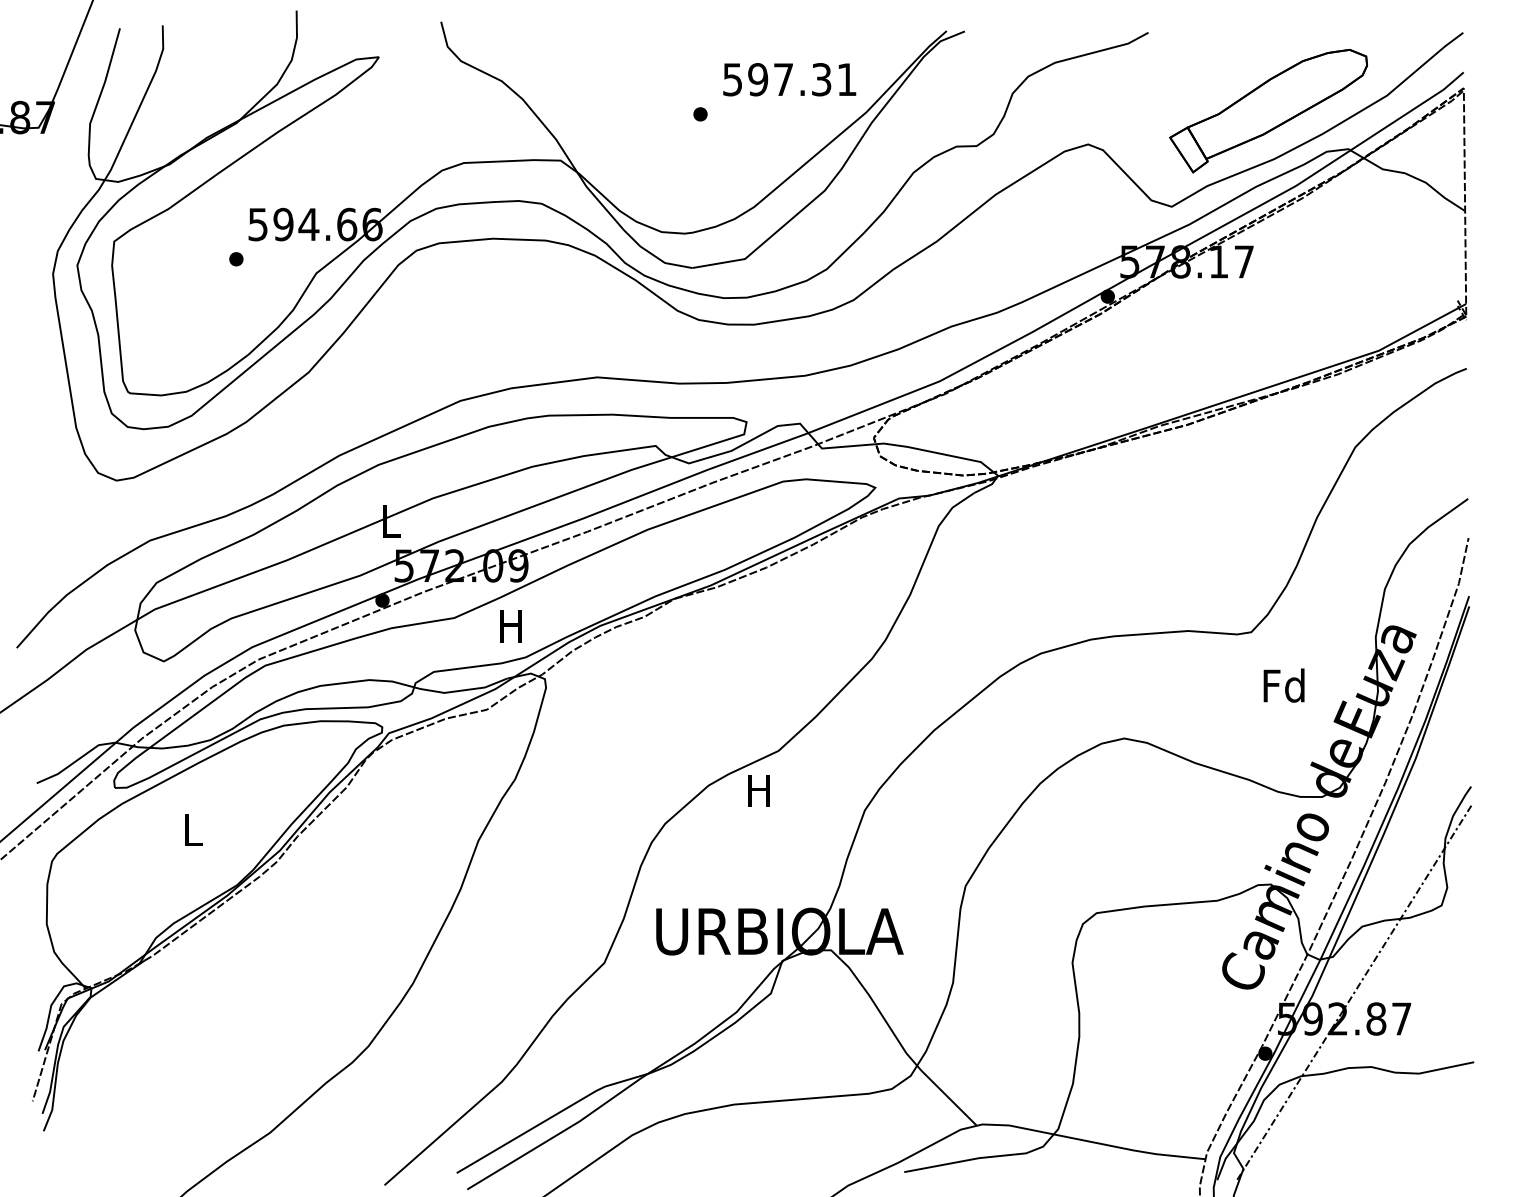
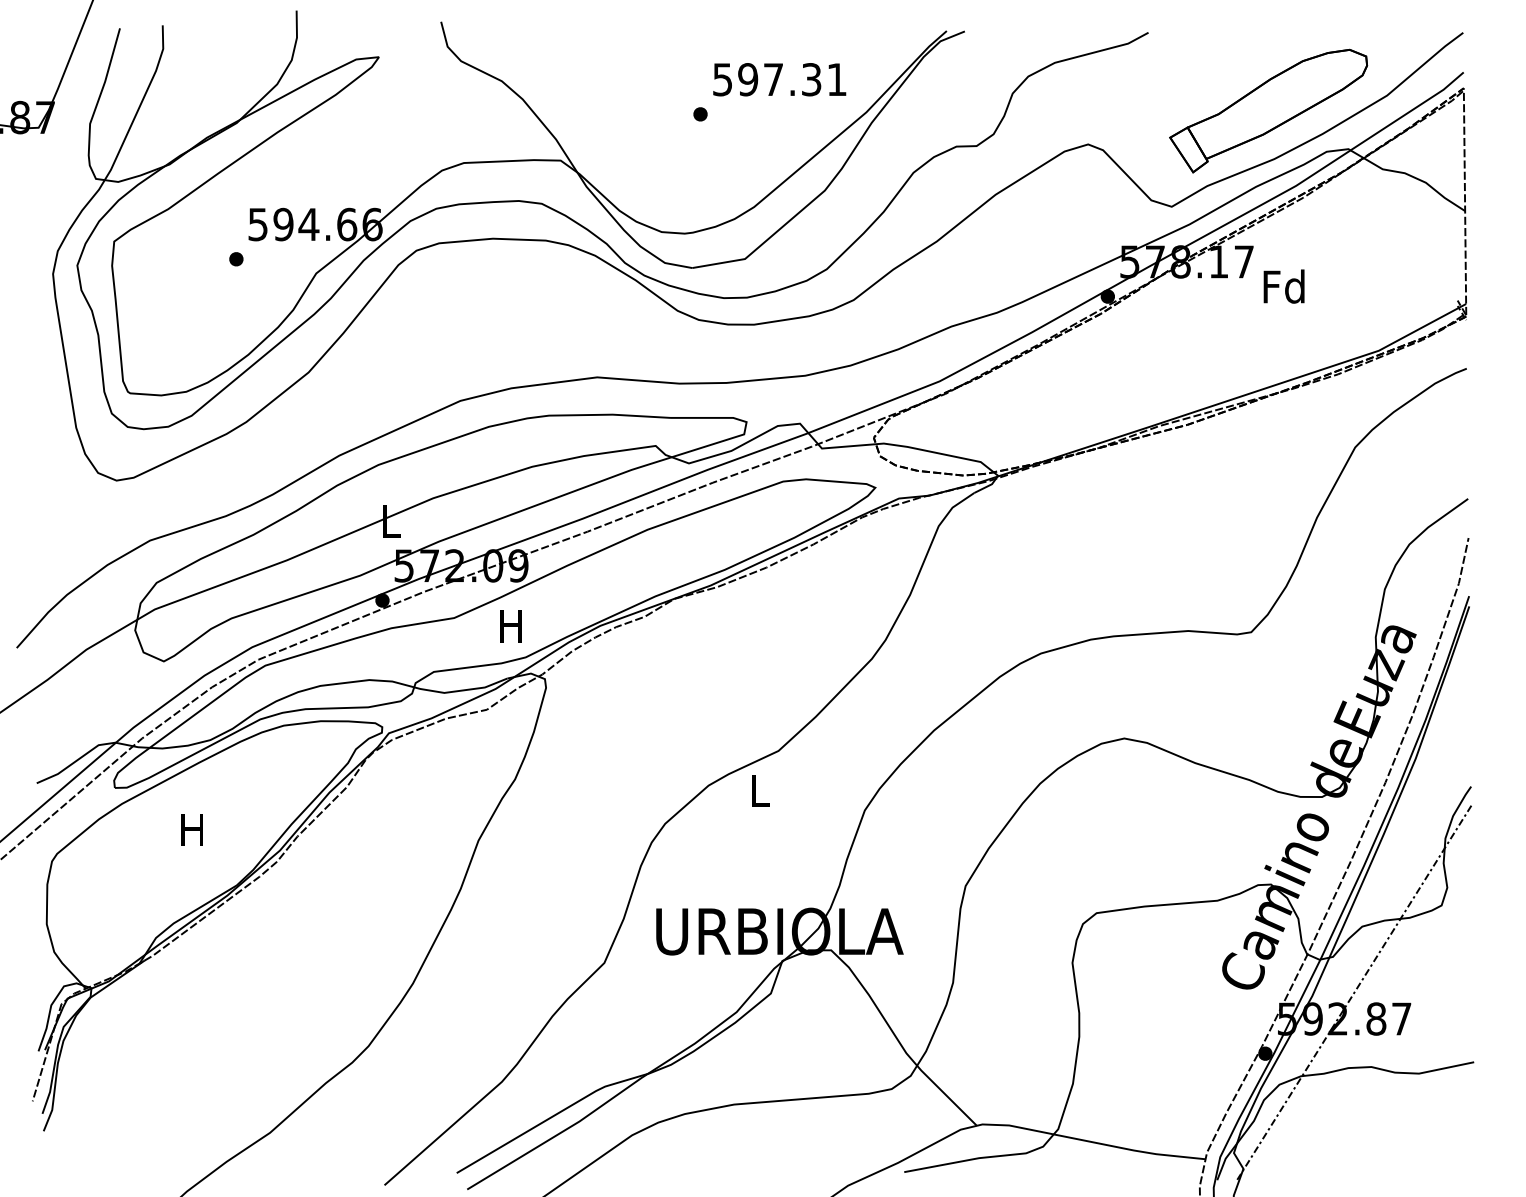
text position: (789, 79) -> (779, 79) (779, 79)
text position: (1283, 685) -> (1283, 286) (1283, 286)
text: H -> L (758, 790)
text: L -> H (191, 829)
